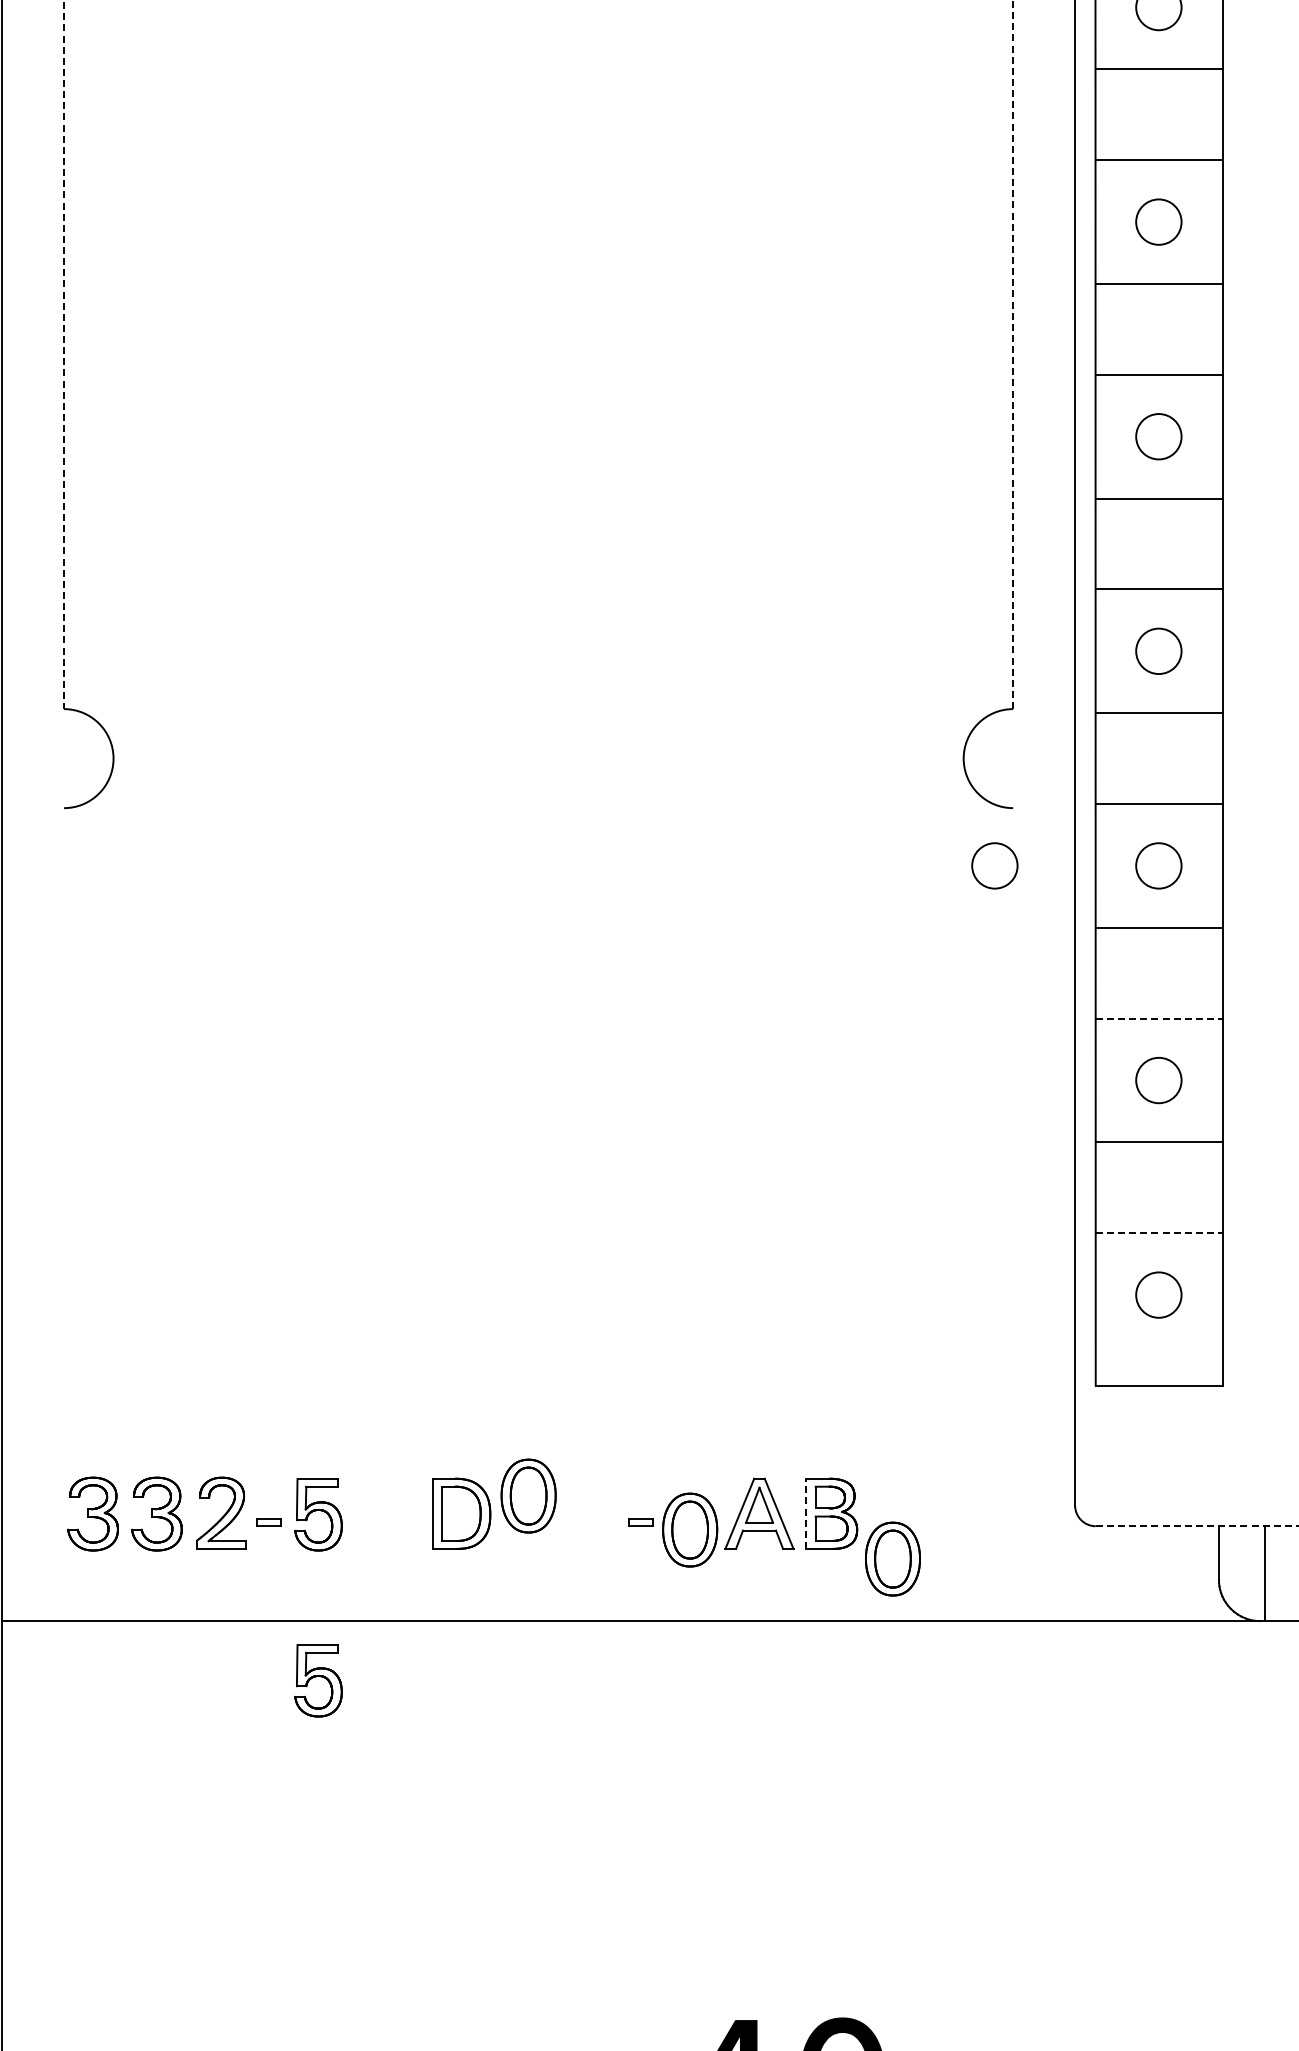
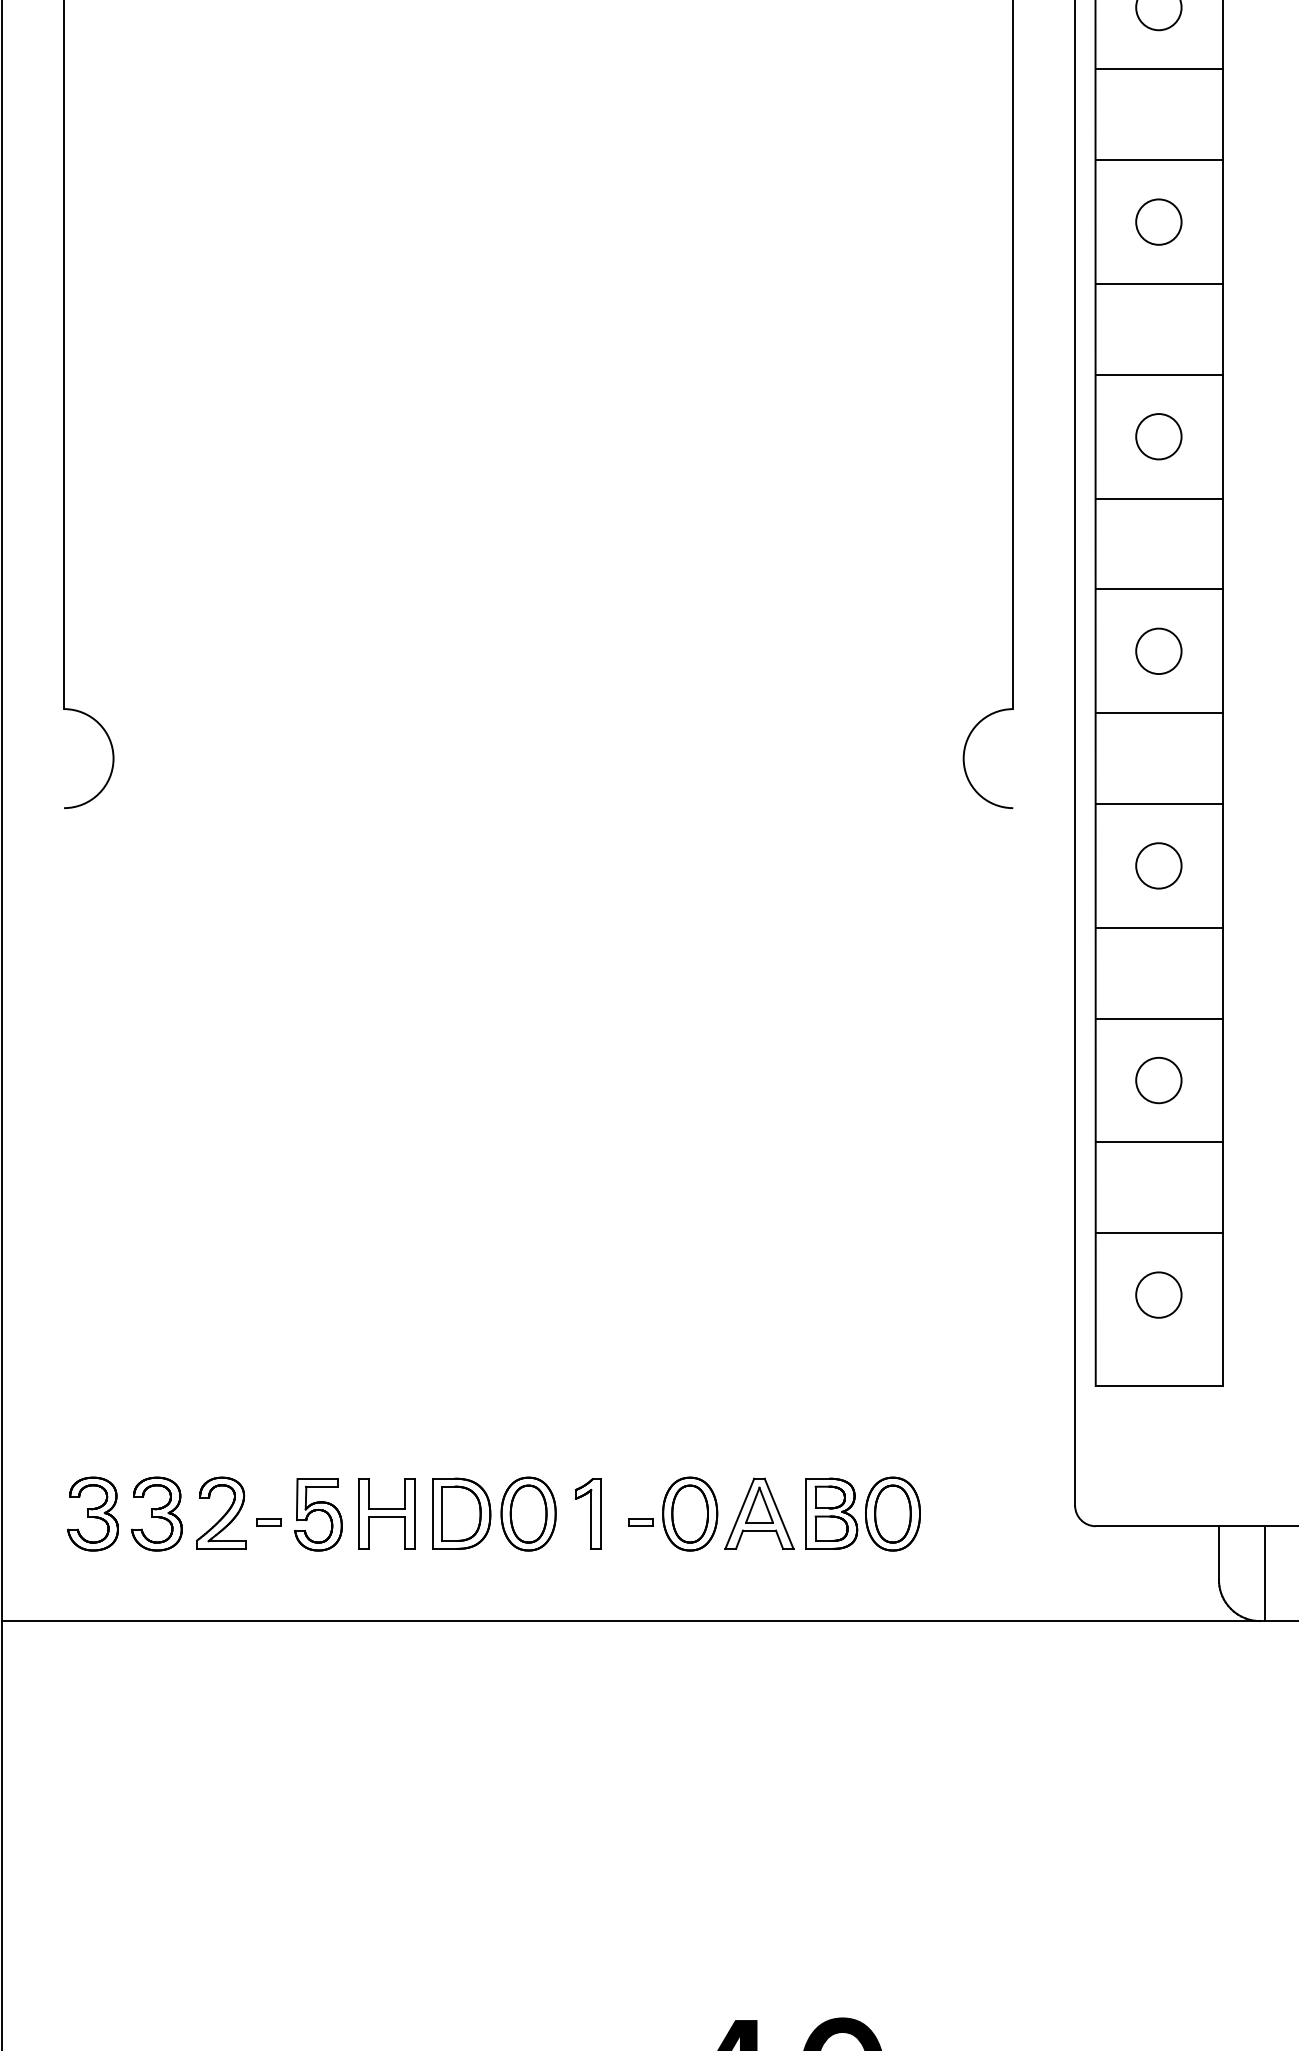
line: dashed -> solid (1013, 354)
line: dashed -> solid (64, 355)
circle: present -> none (994, 865)
line: dashed -> solid (1159, 1018)
line: dashed -> solid (1159, 1233)
part position: (528, 1495) -> (528, 1513) (528, 1513)
part: none -> present (386, 1513)
part: none -> present (588, 1513)
line: dashed -> solid (806, 1513)
line: dashed -> solid (1197, 1526)
part position: (690, 1529) -> (690, 1513) (690, 1513)
part position: (892, 1558) -> (892, 1513) (892, 1513)
part: present -> none (318, 1680)
